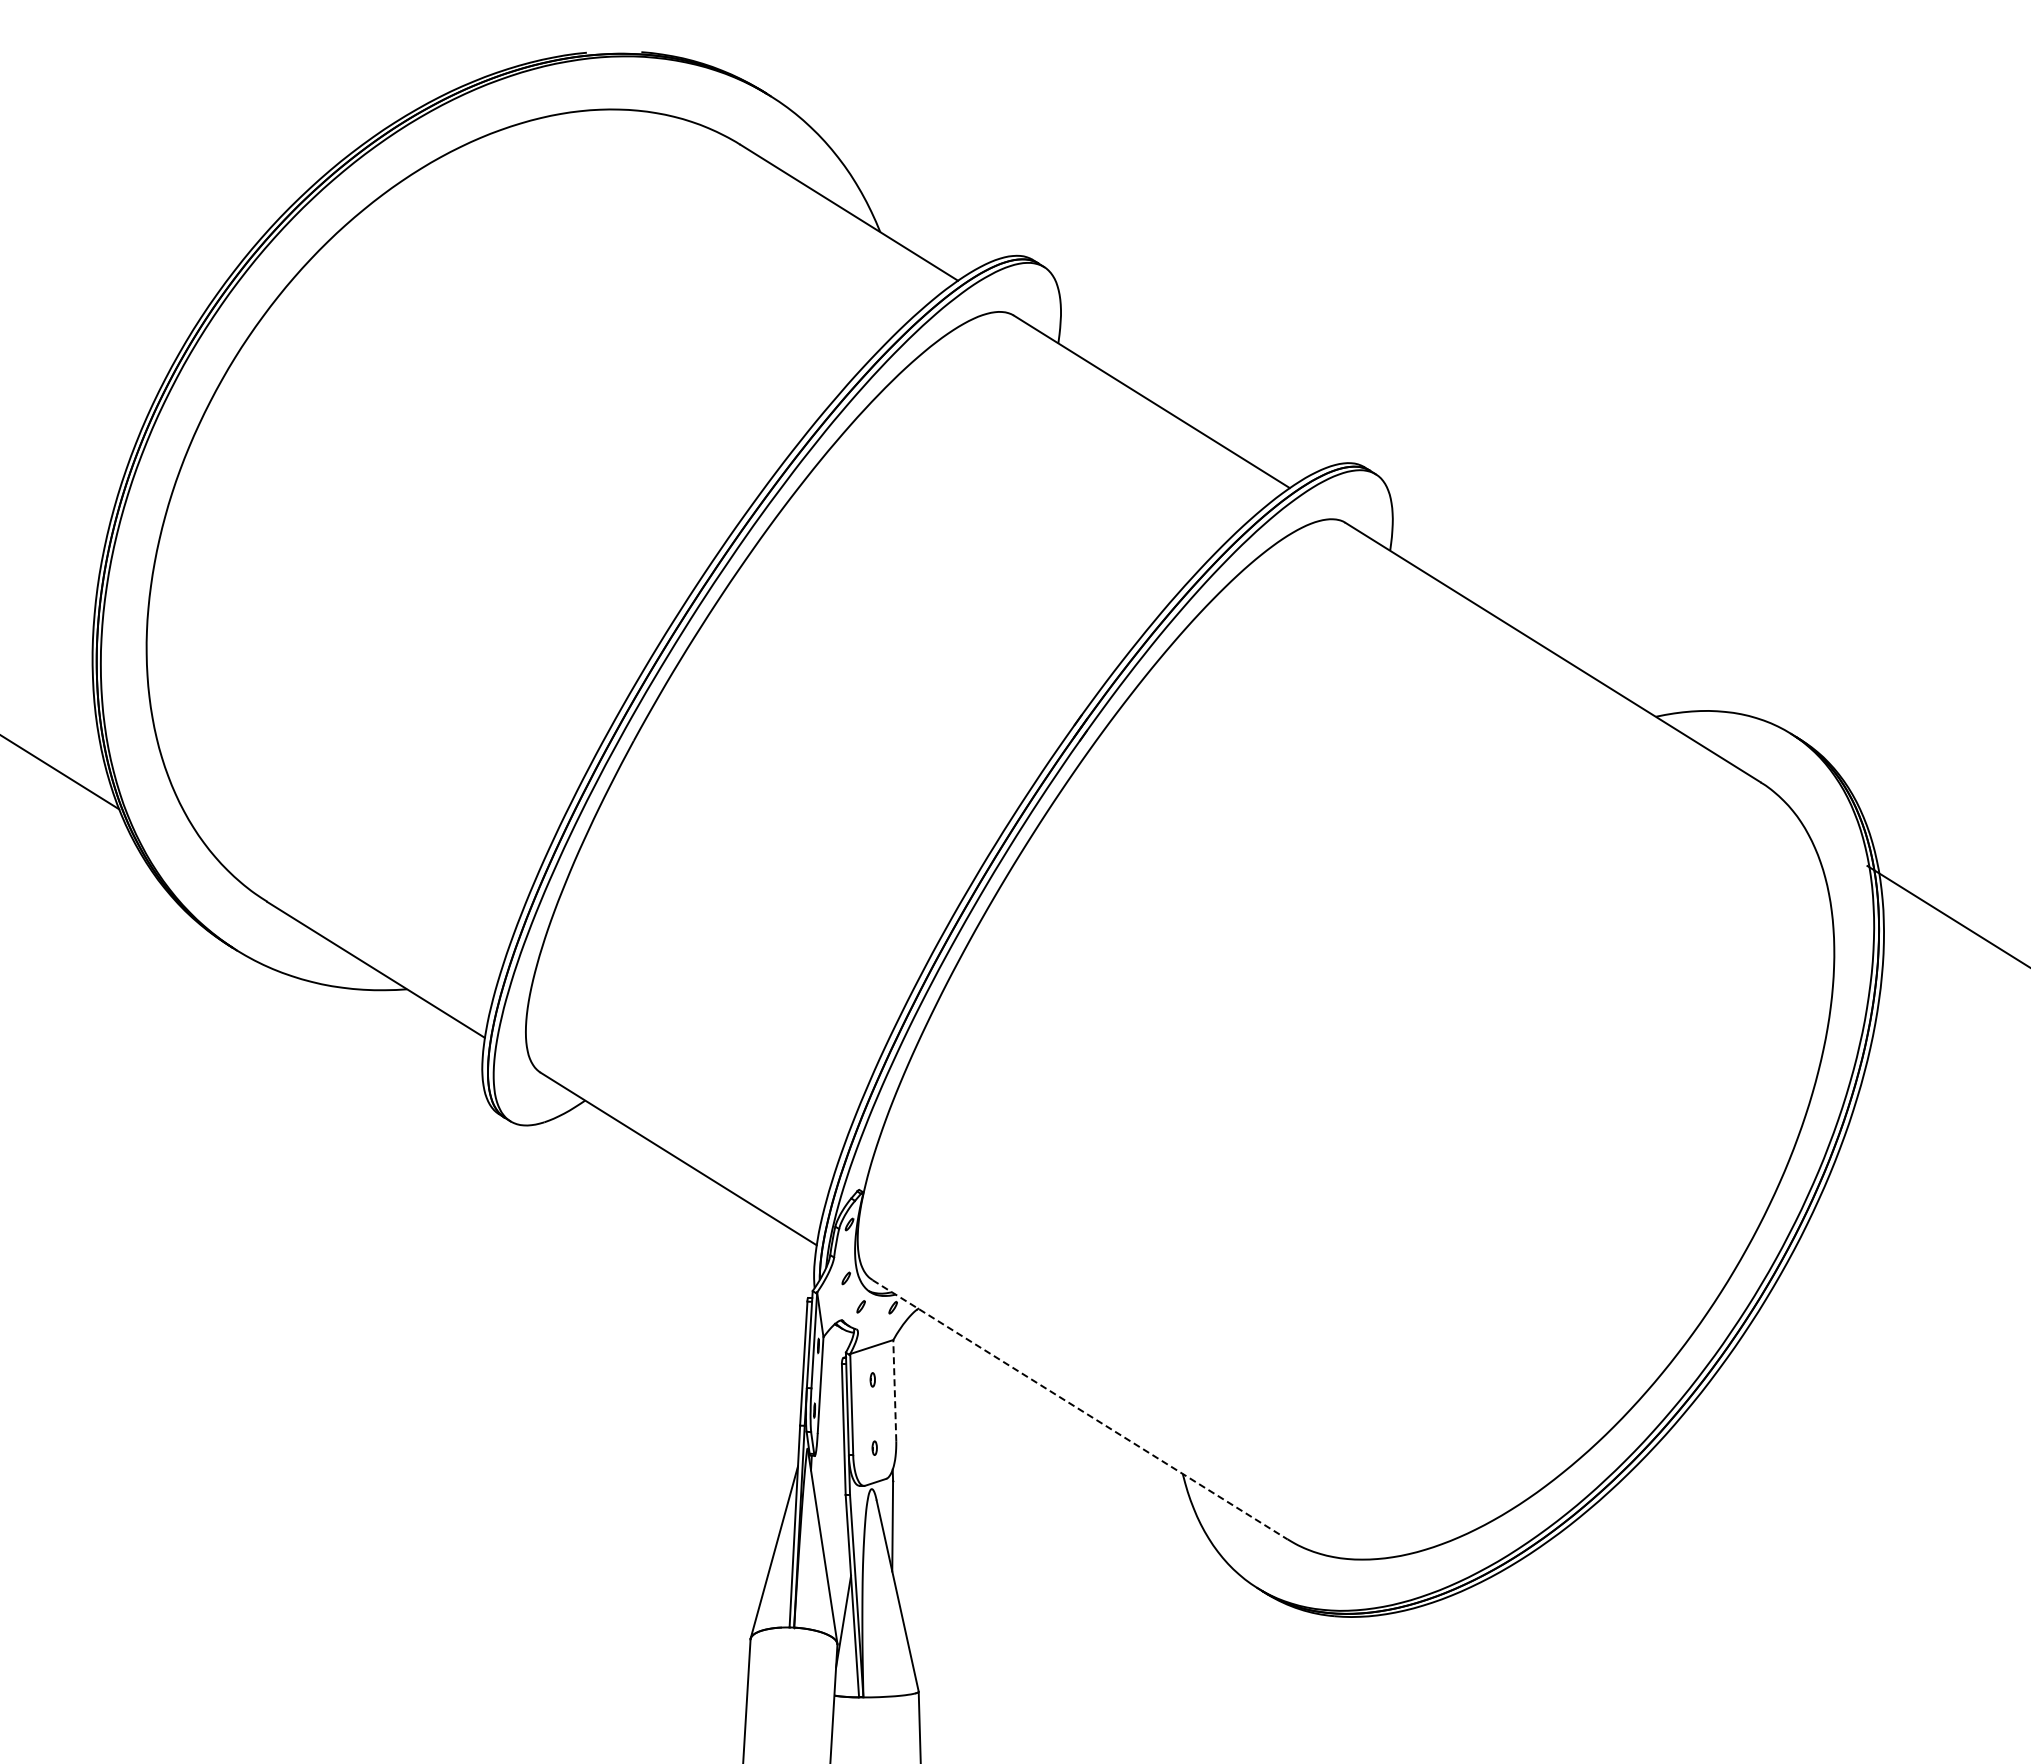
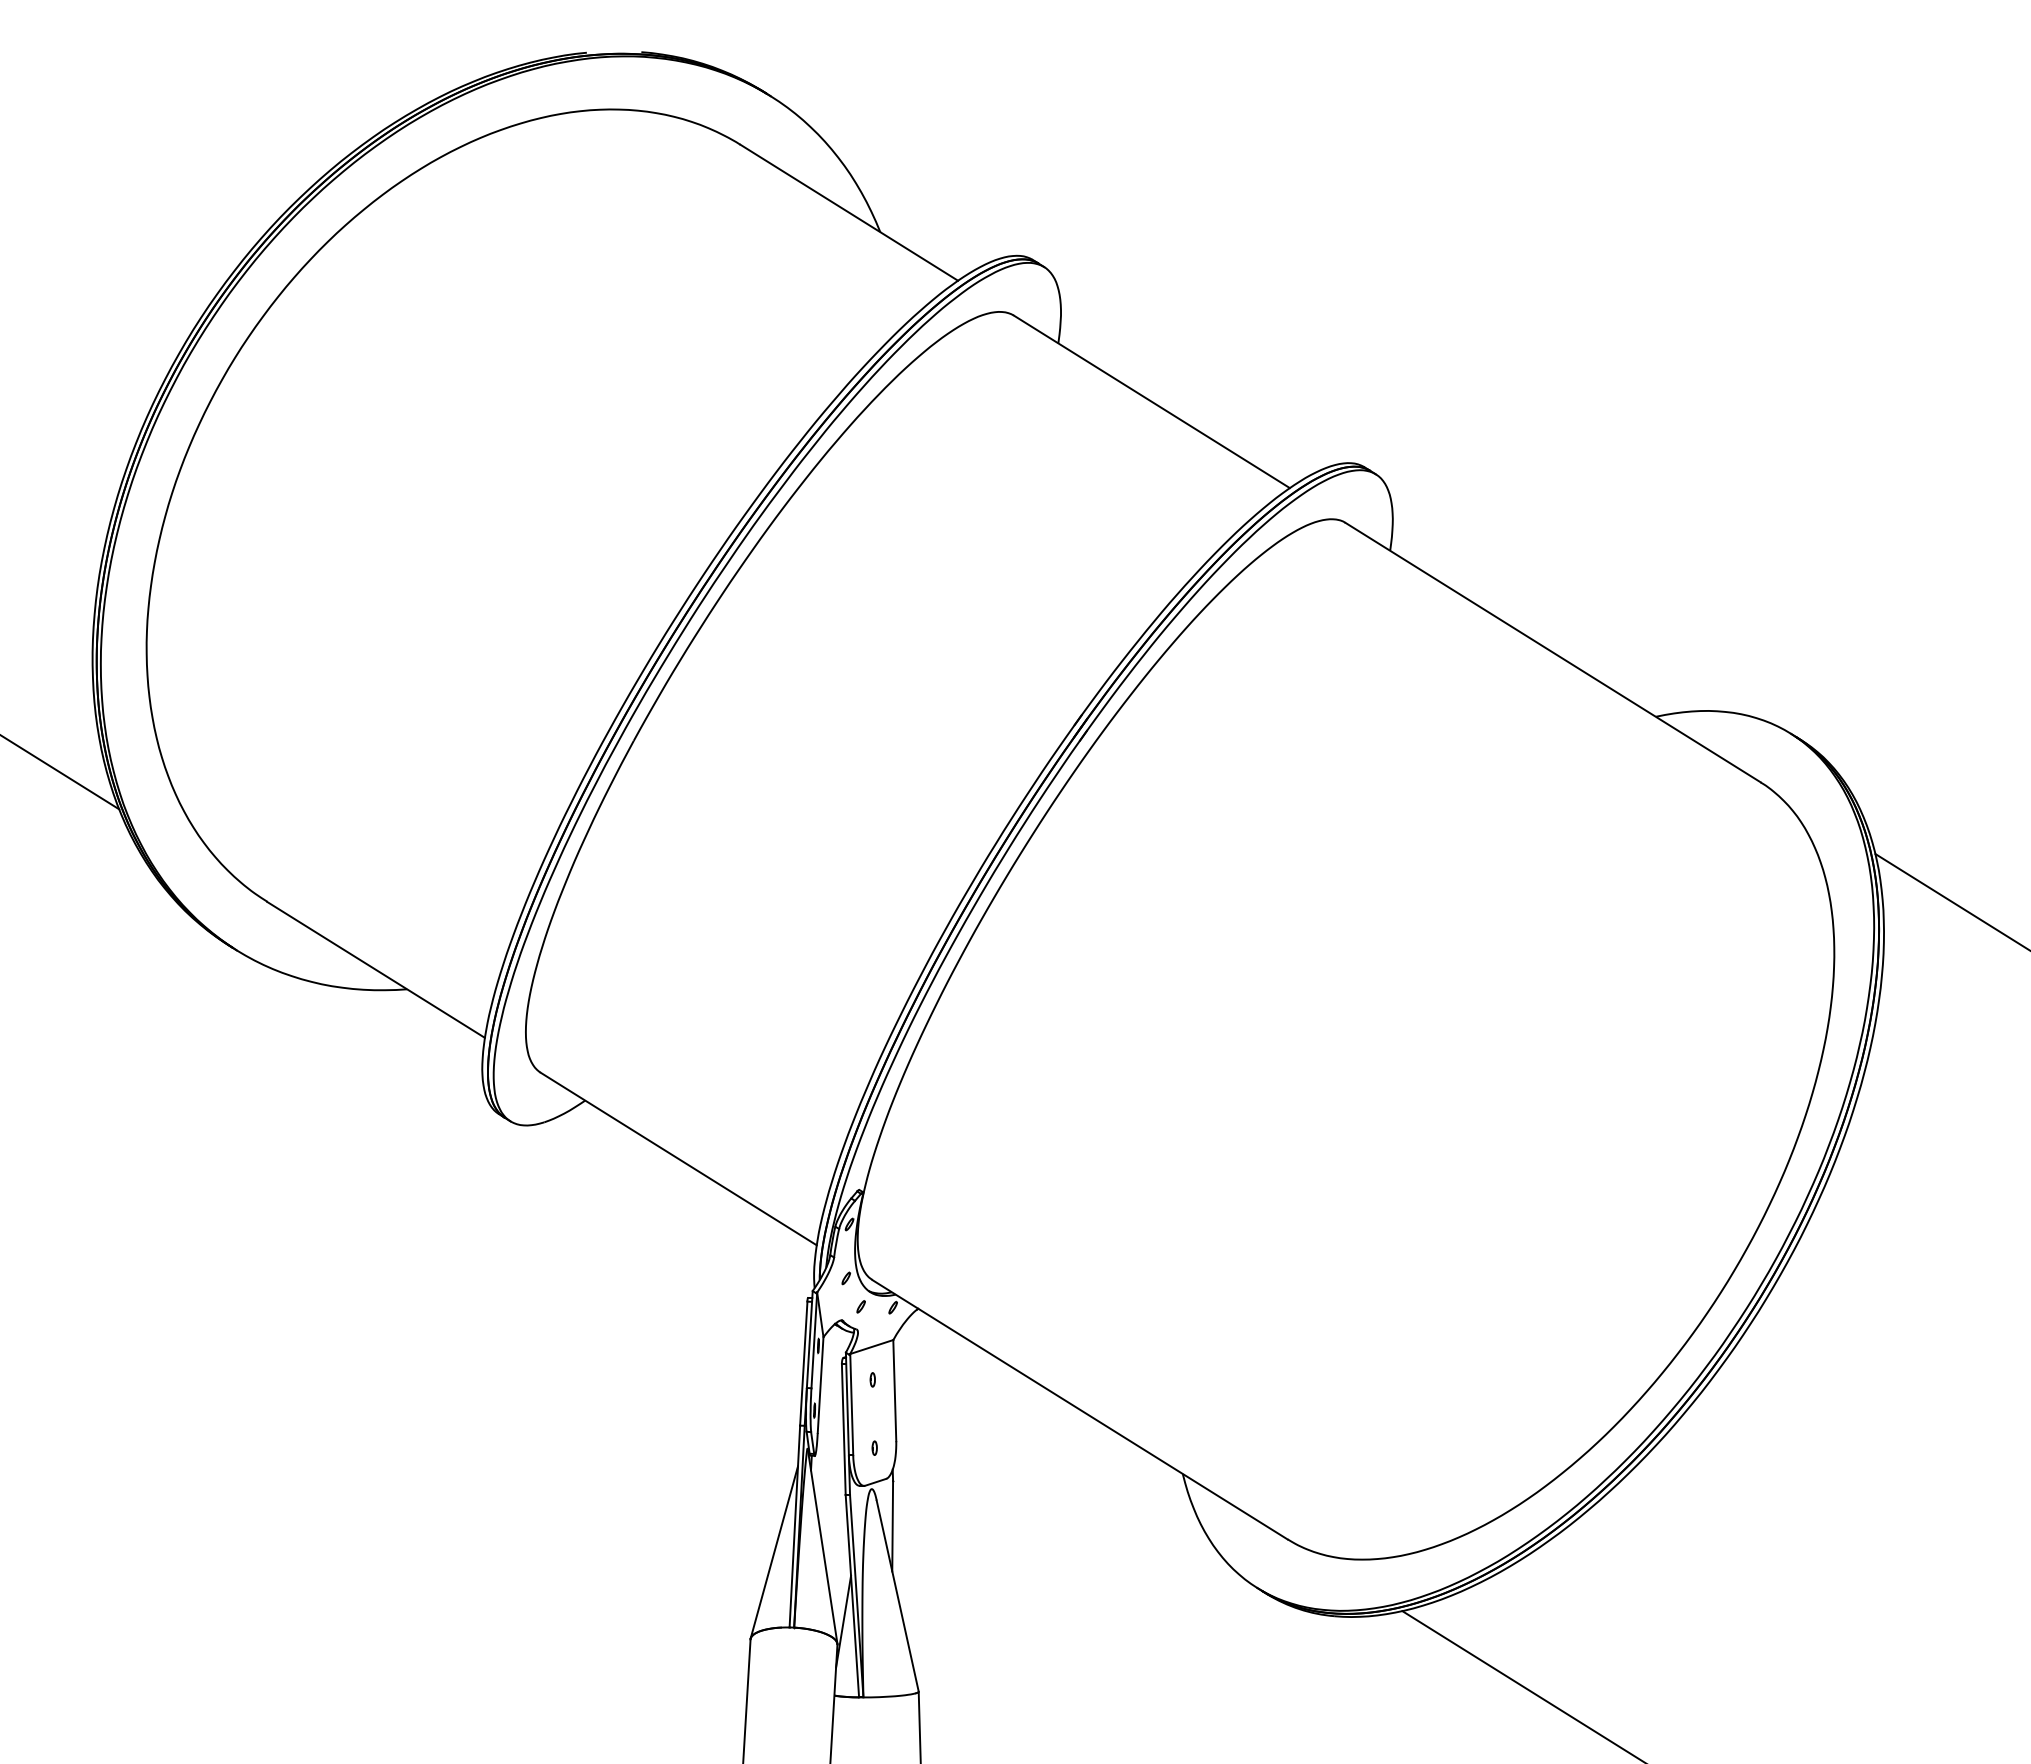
line position: (1947, 916) -> (1951, 901) (1951, 901)
line: dashed -> solid (894, 1390)
line: dashed -> solid (1080, 1409)
line: none -> present (1521, 1685)
